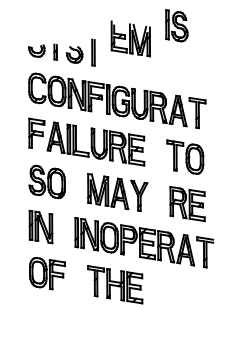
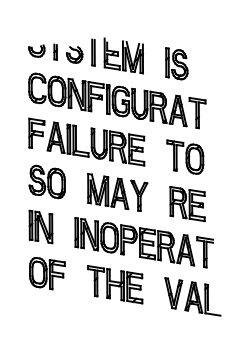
part position: (176, 25) -> (176, 63) (176, 63)
part position: (130, 38) -> (123, 55) (123, 55)
part: none -> present (192, 296)
